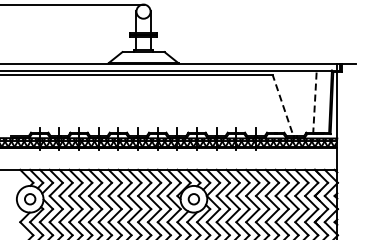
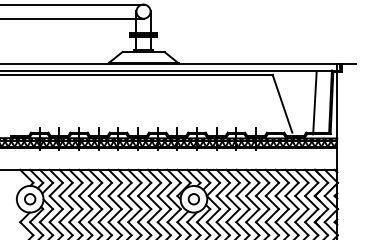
line: none -> present (72, 18)
line: dashed -> solid (282, 103)
line: dashed -> solid (314, 103)
